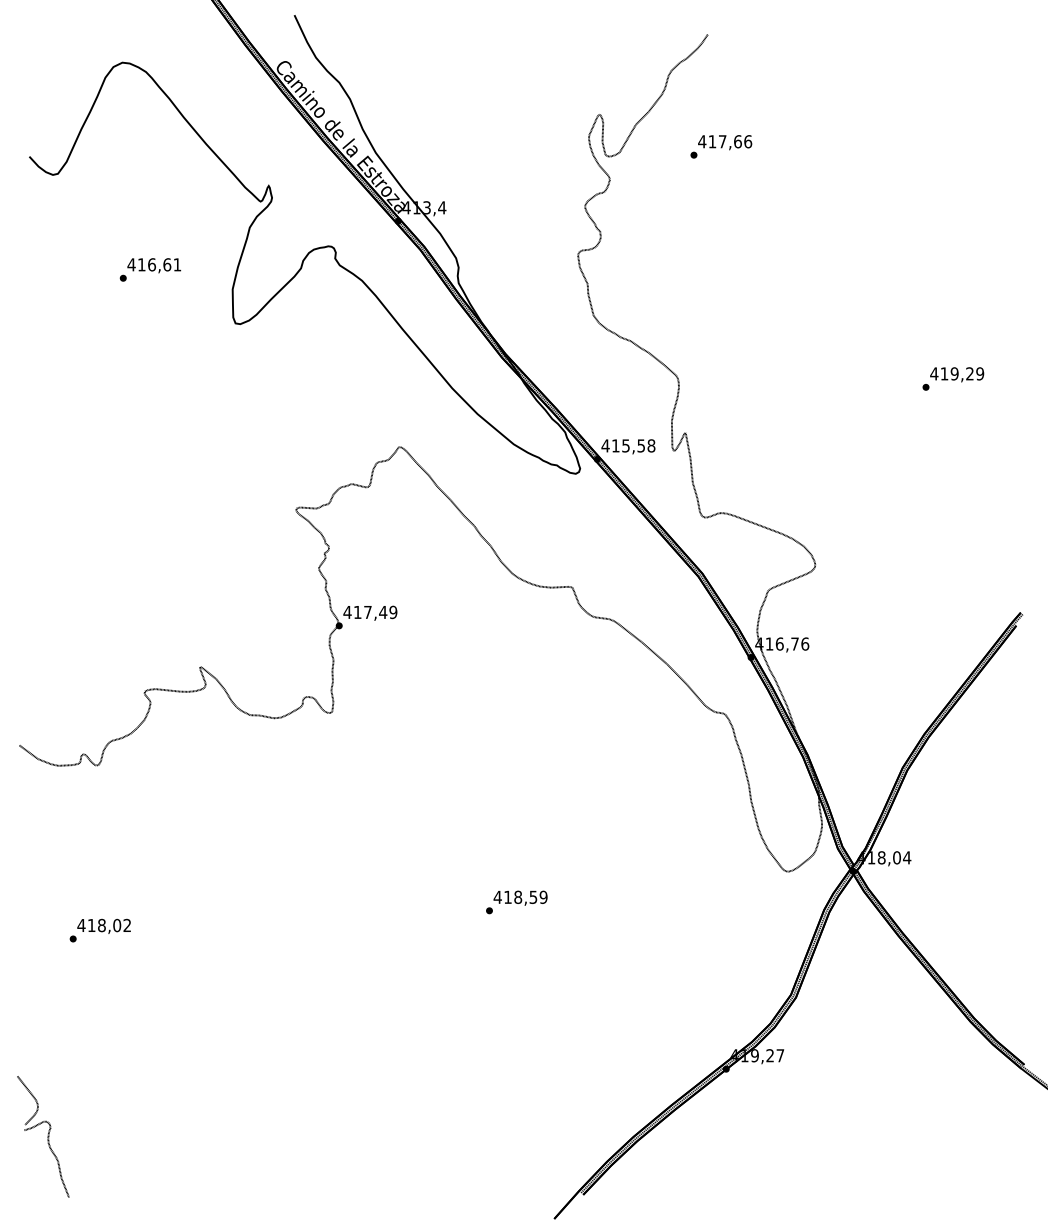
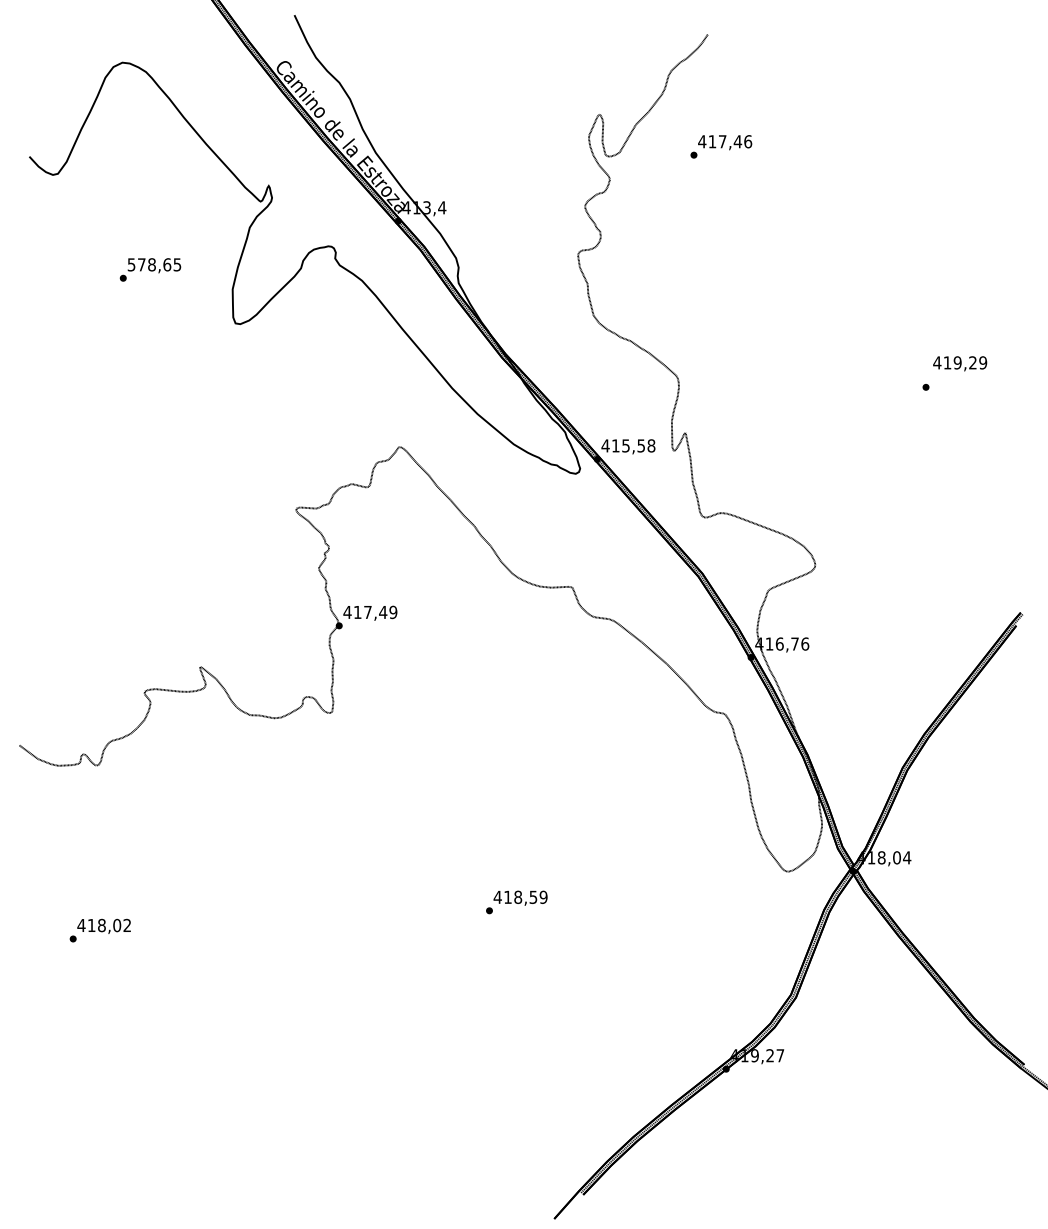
text: 417,66 -> 417,46 (737, 141)
text: 416,61 -> 578,65 (154, 264)
text position: (957, 374) -> (960, 363) (960, 363)
part: present -> none (43, 1136)
